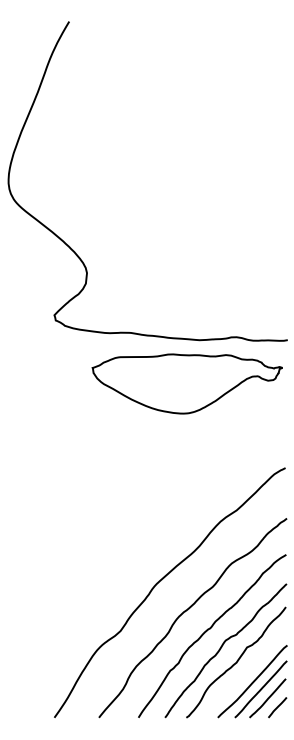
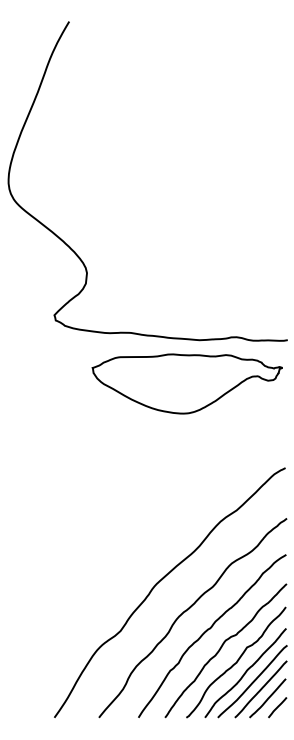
curve: none -> present (245, 672)
